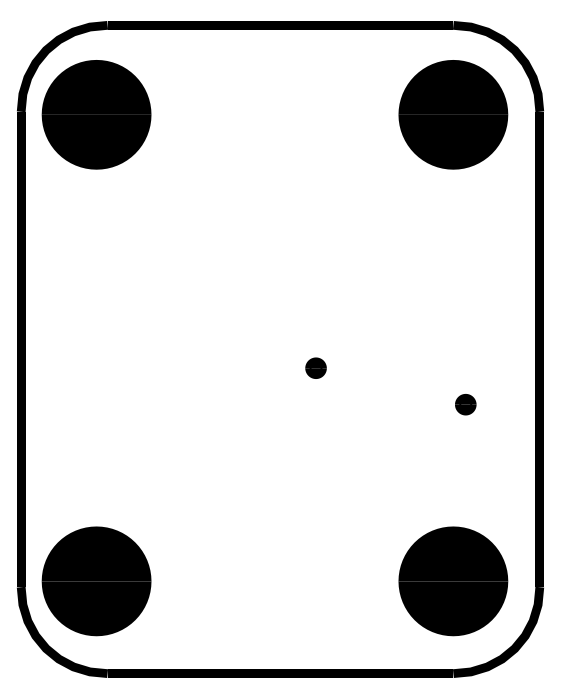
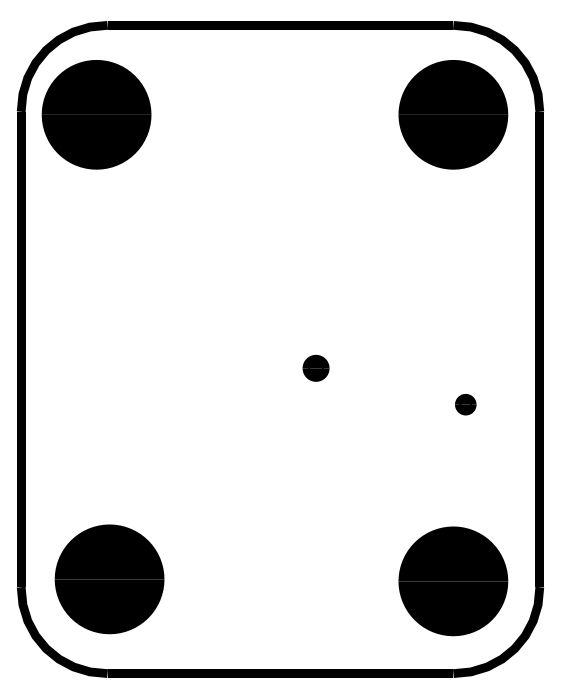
part size: 22x22 px -> 28x28 px (315, 367)
part position: (96, 581) -> (109, 579) (109, 579)
